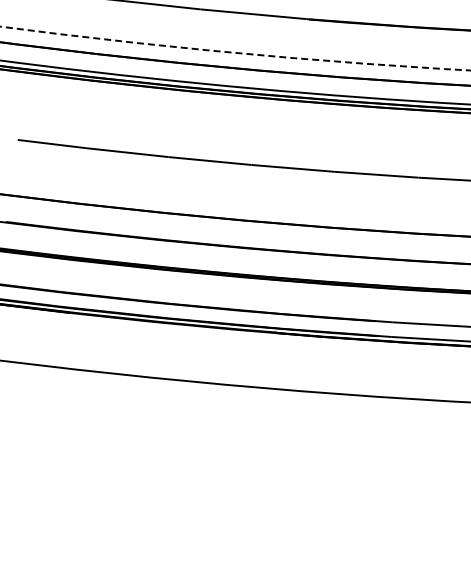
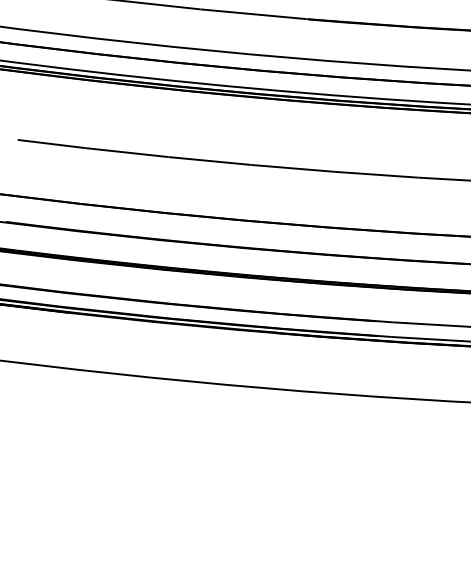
arc: dashed -> solid (234, 52)
